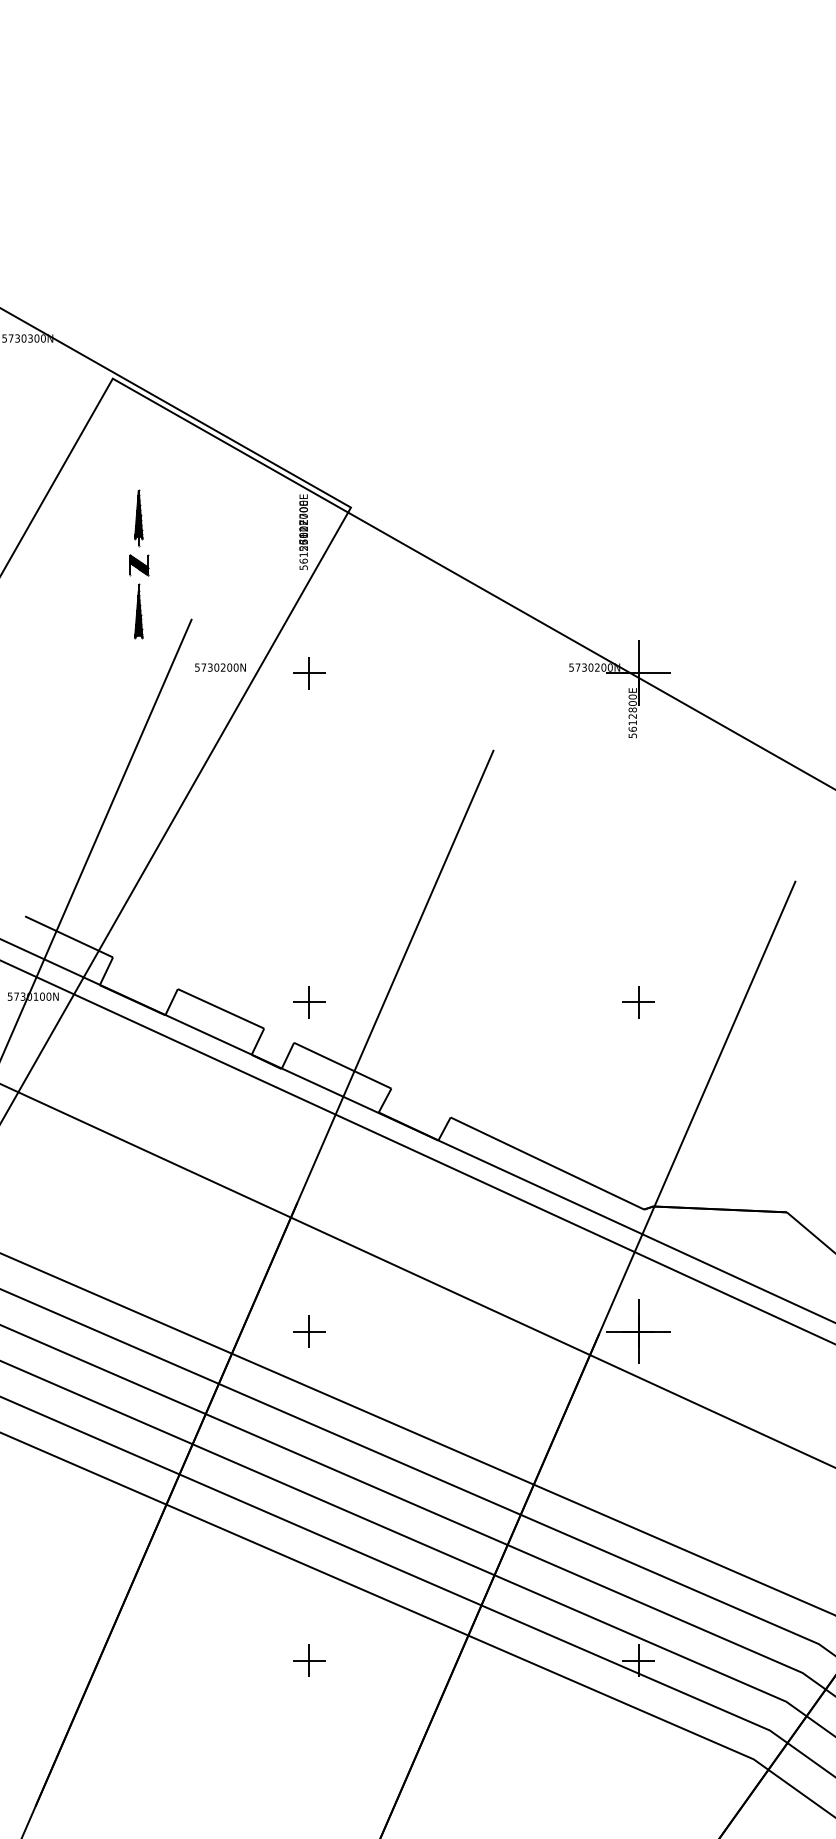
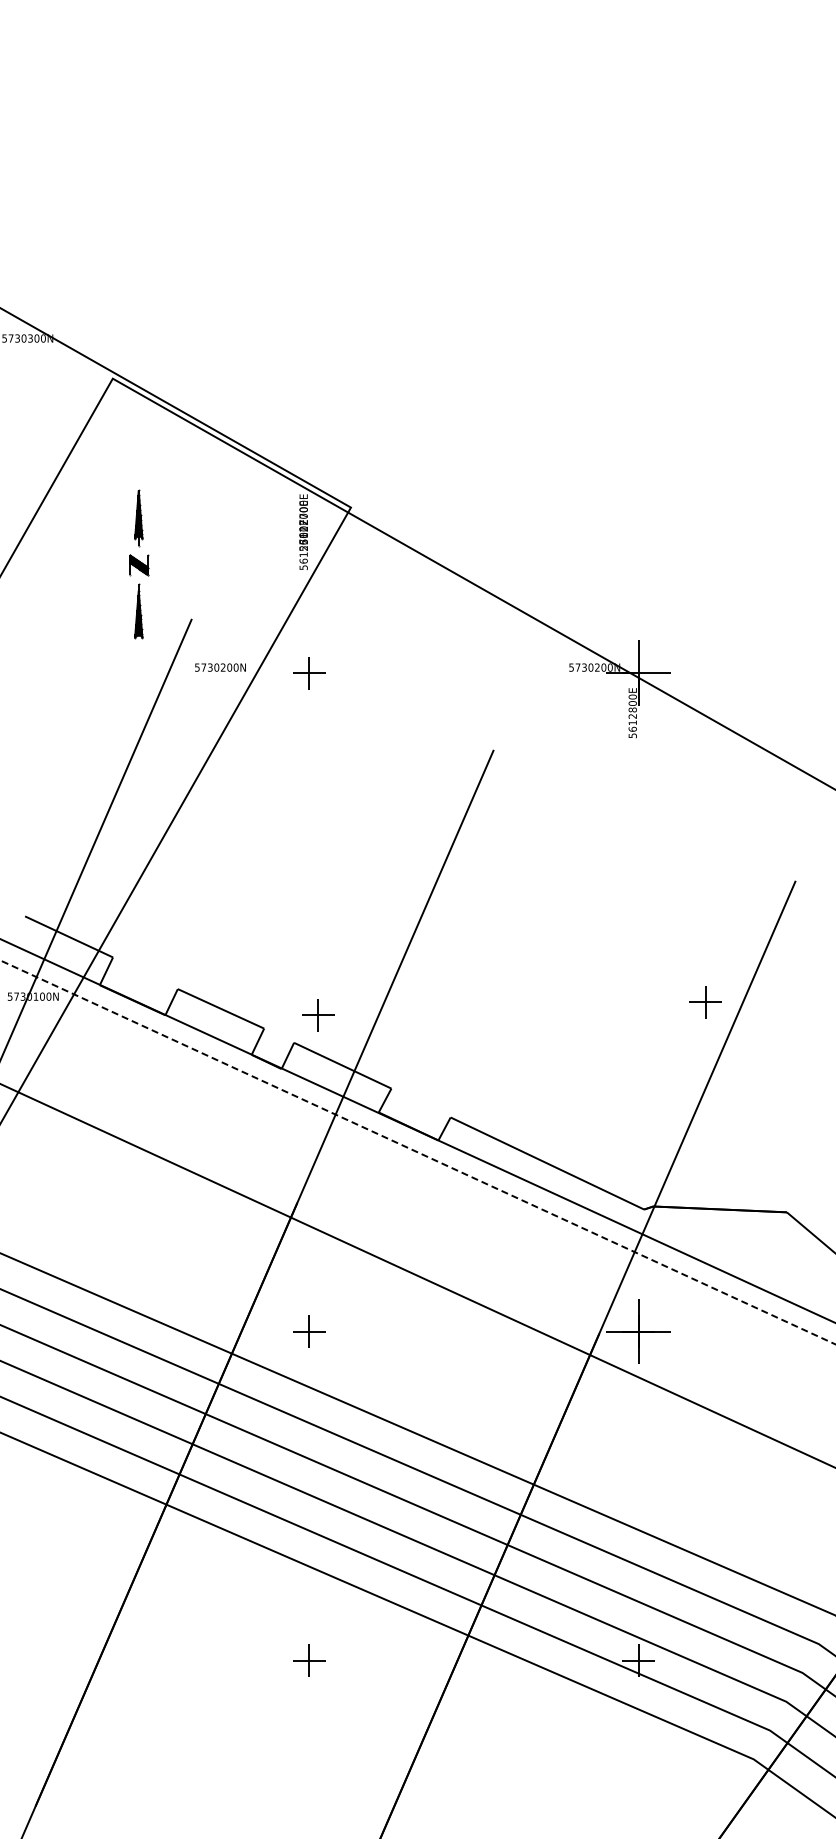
part position: (309, 1002) -> (318, 1015) (318, 1015)
part position: (638, 1002) -> (705, 1002) (705, 1002)
line: solid -> dashed (418, 1152)
